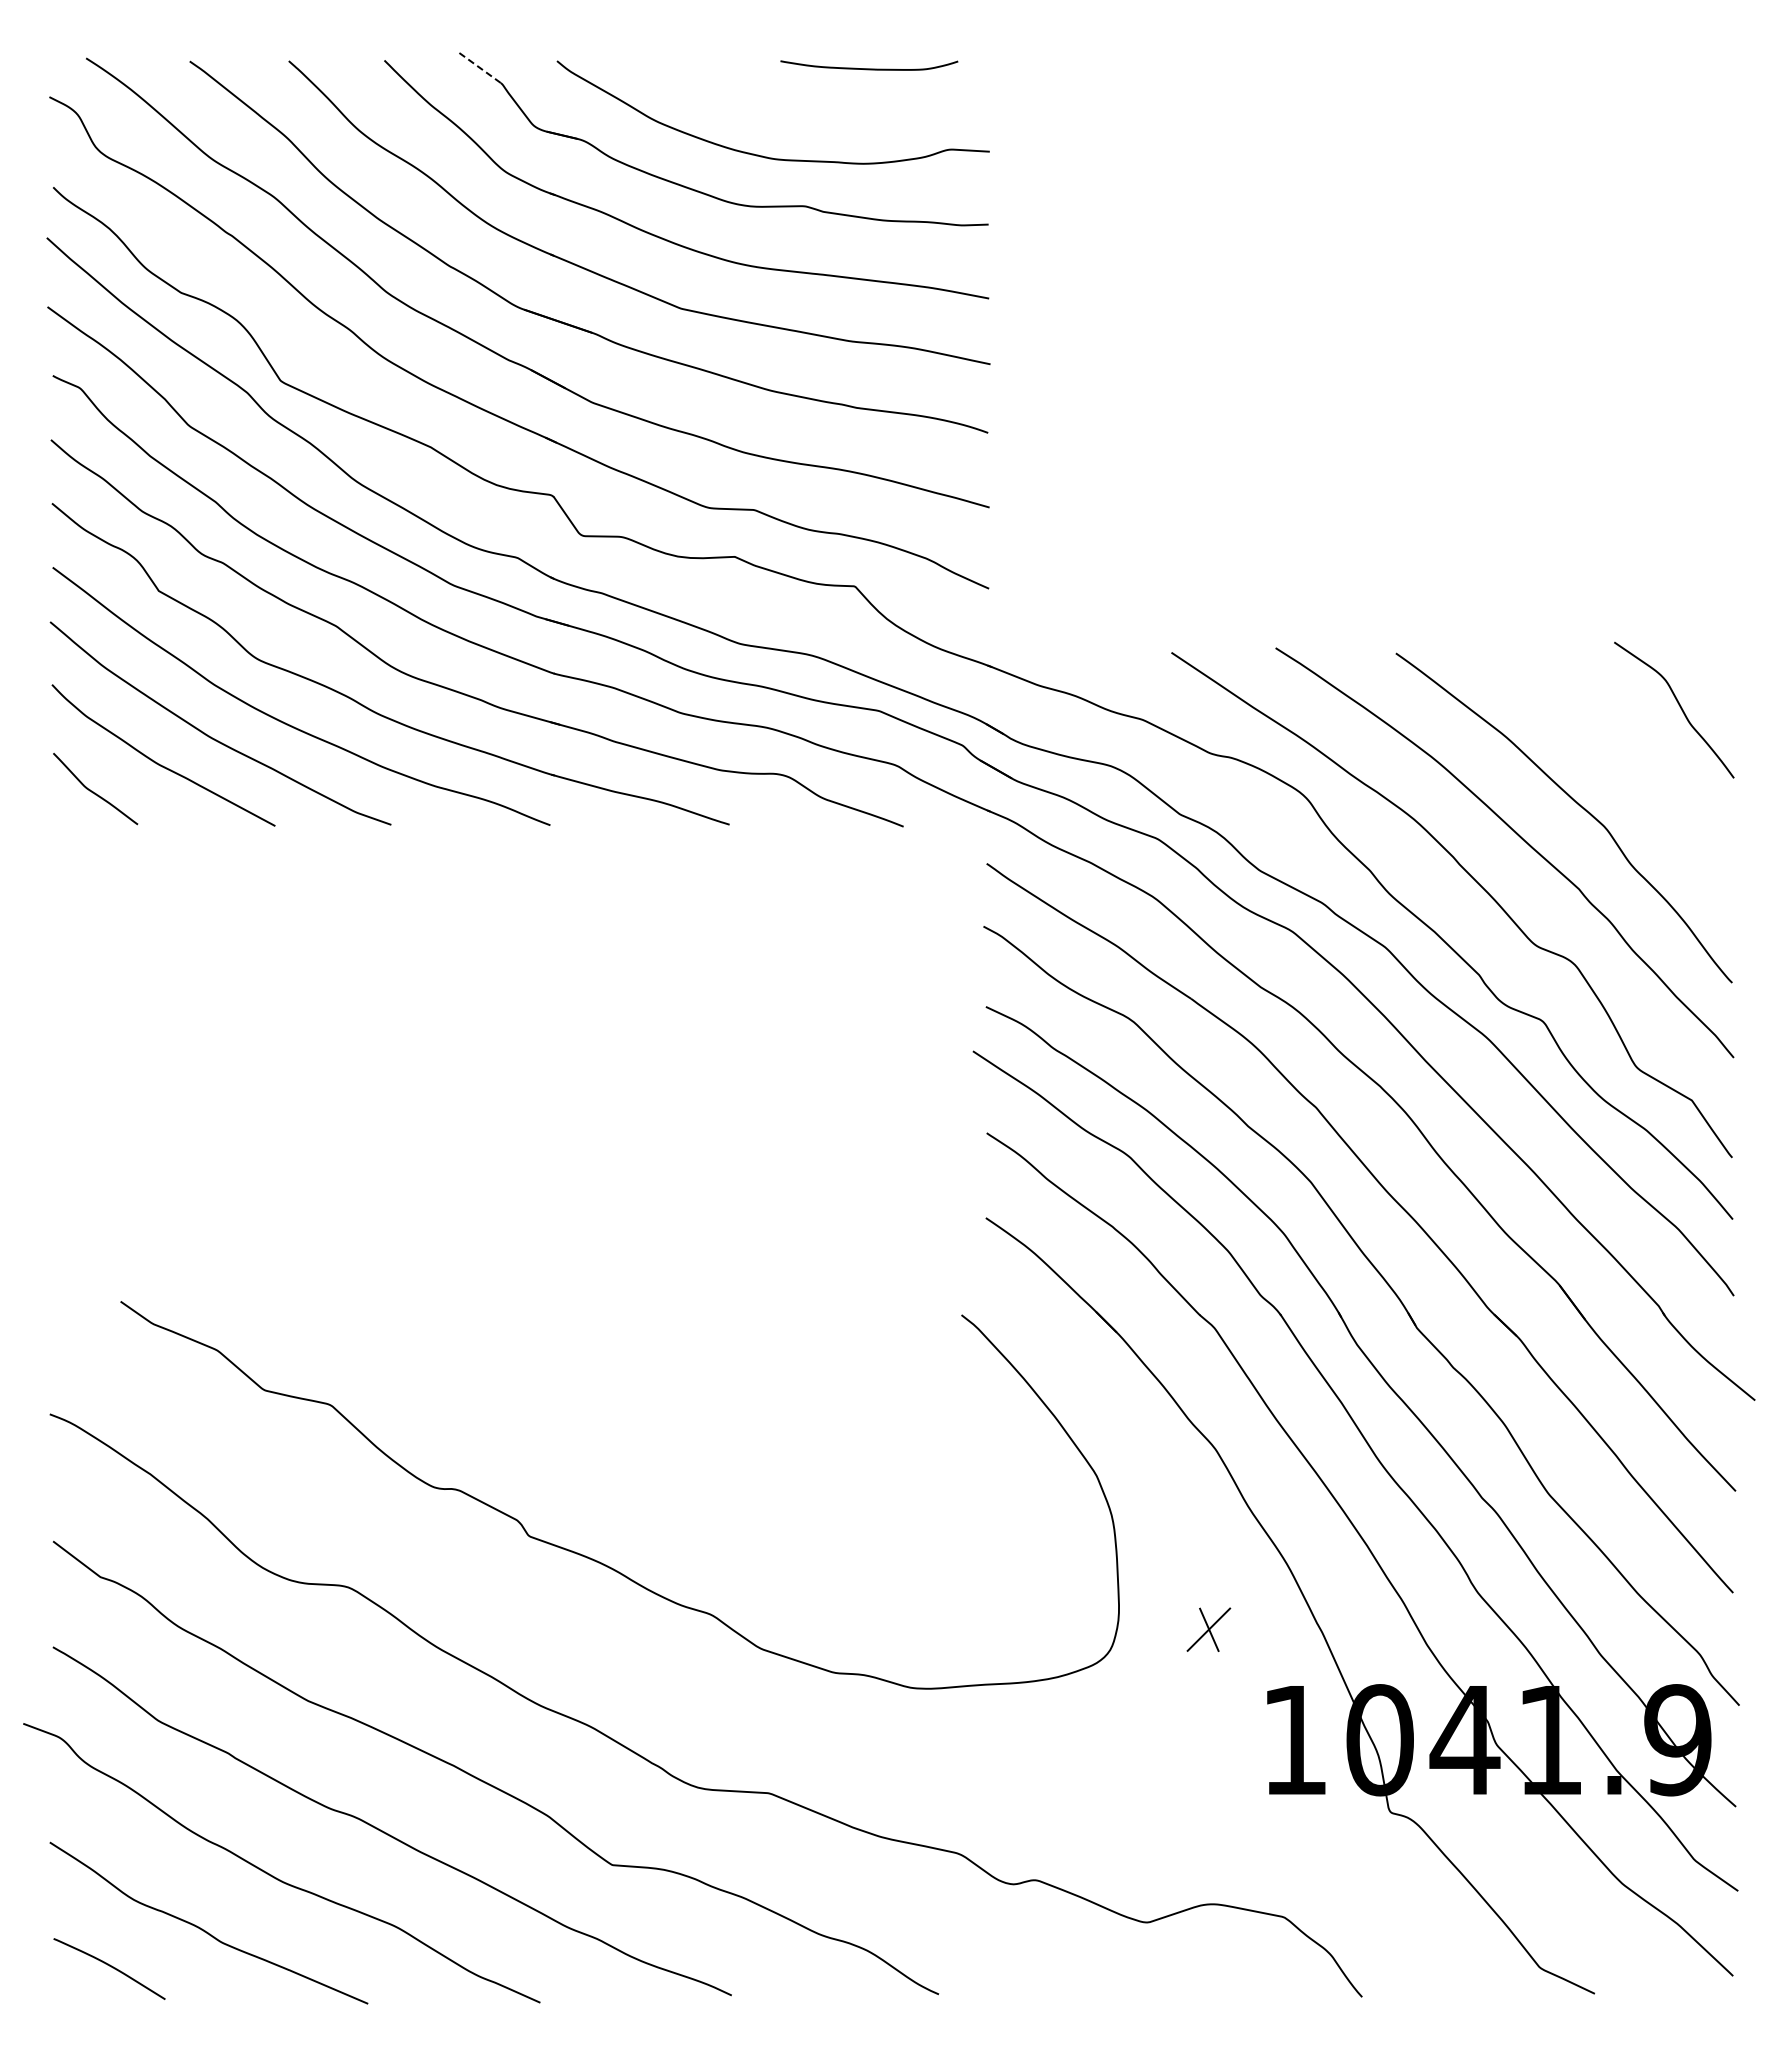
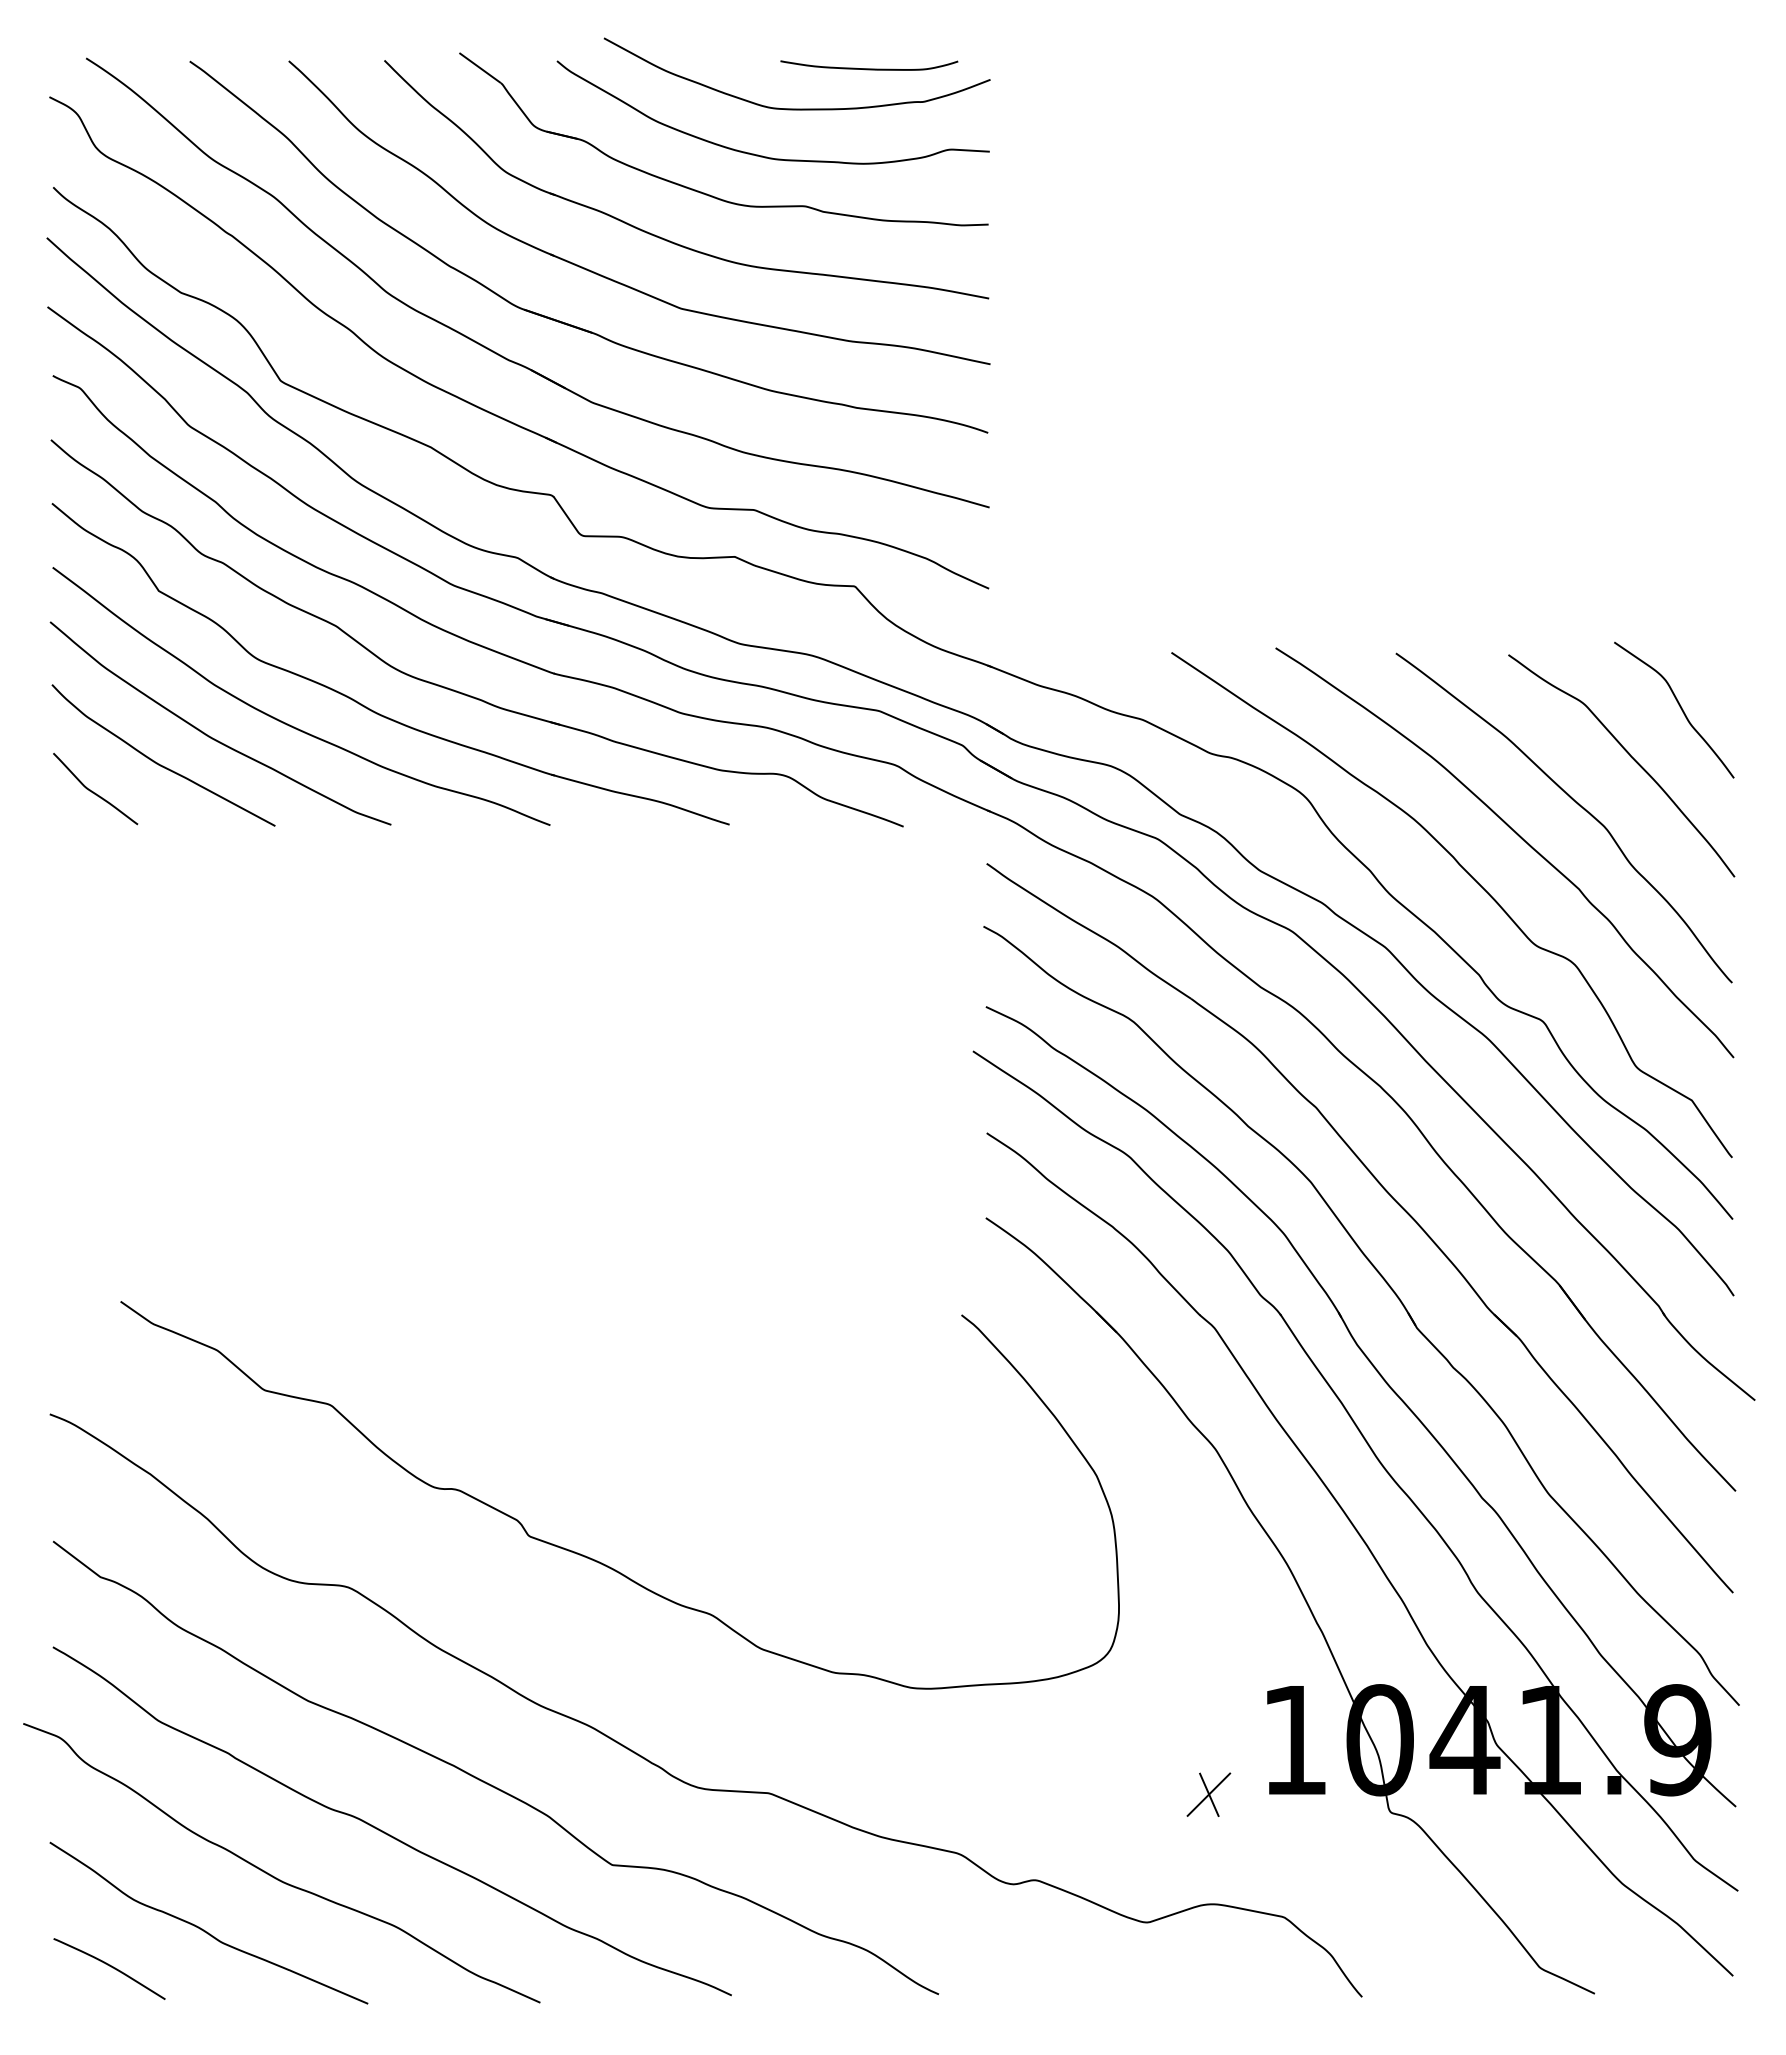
line: dashed -> solid (480, 68)
curve: none -> present (796, 108)
curve: none -> present (1630, 757)
part position: (1208, 1629) -> (1208, 1794) (1208, 1794)
